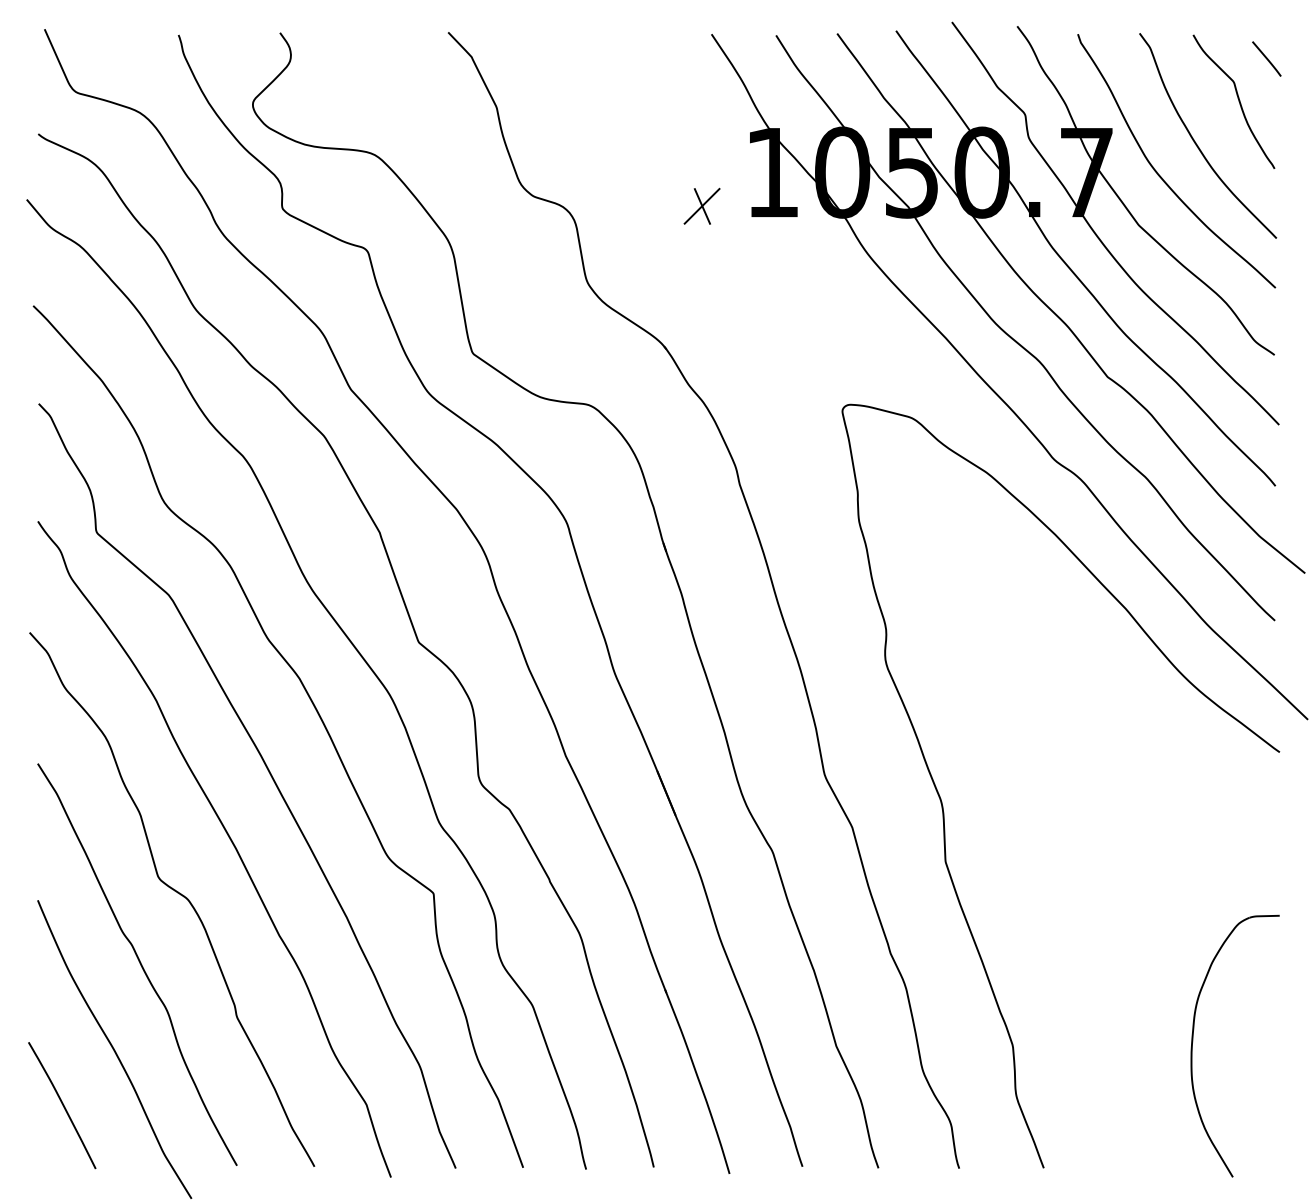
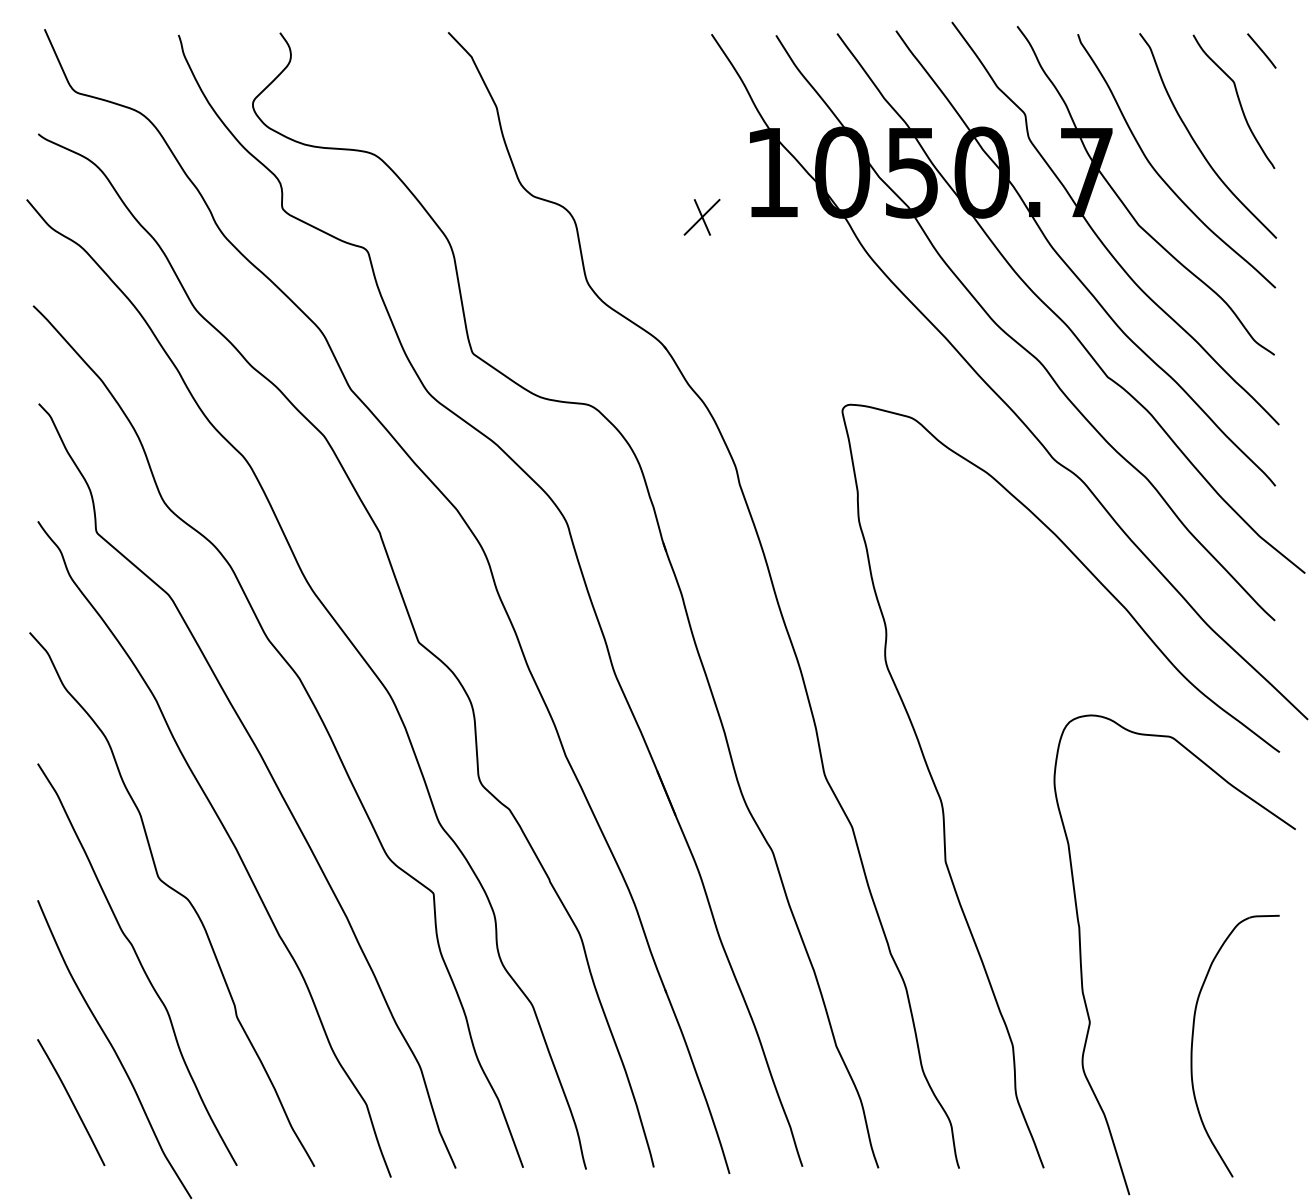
line position: (1266, 58) -> (1261, 50) (1261, 50)
part position: (701, 205) -> (701, 216) (701, 216)
curve: none -> present (1081, 954)
curve position: (62, 1105) -> (71, 1102) (71, 1102)
